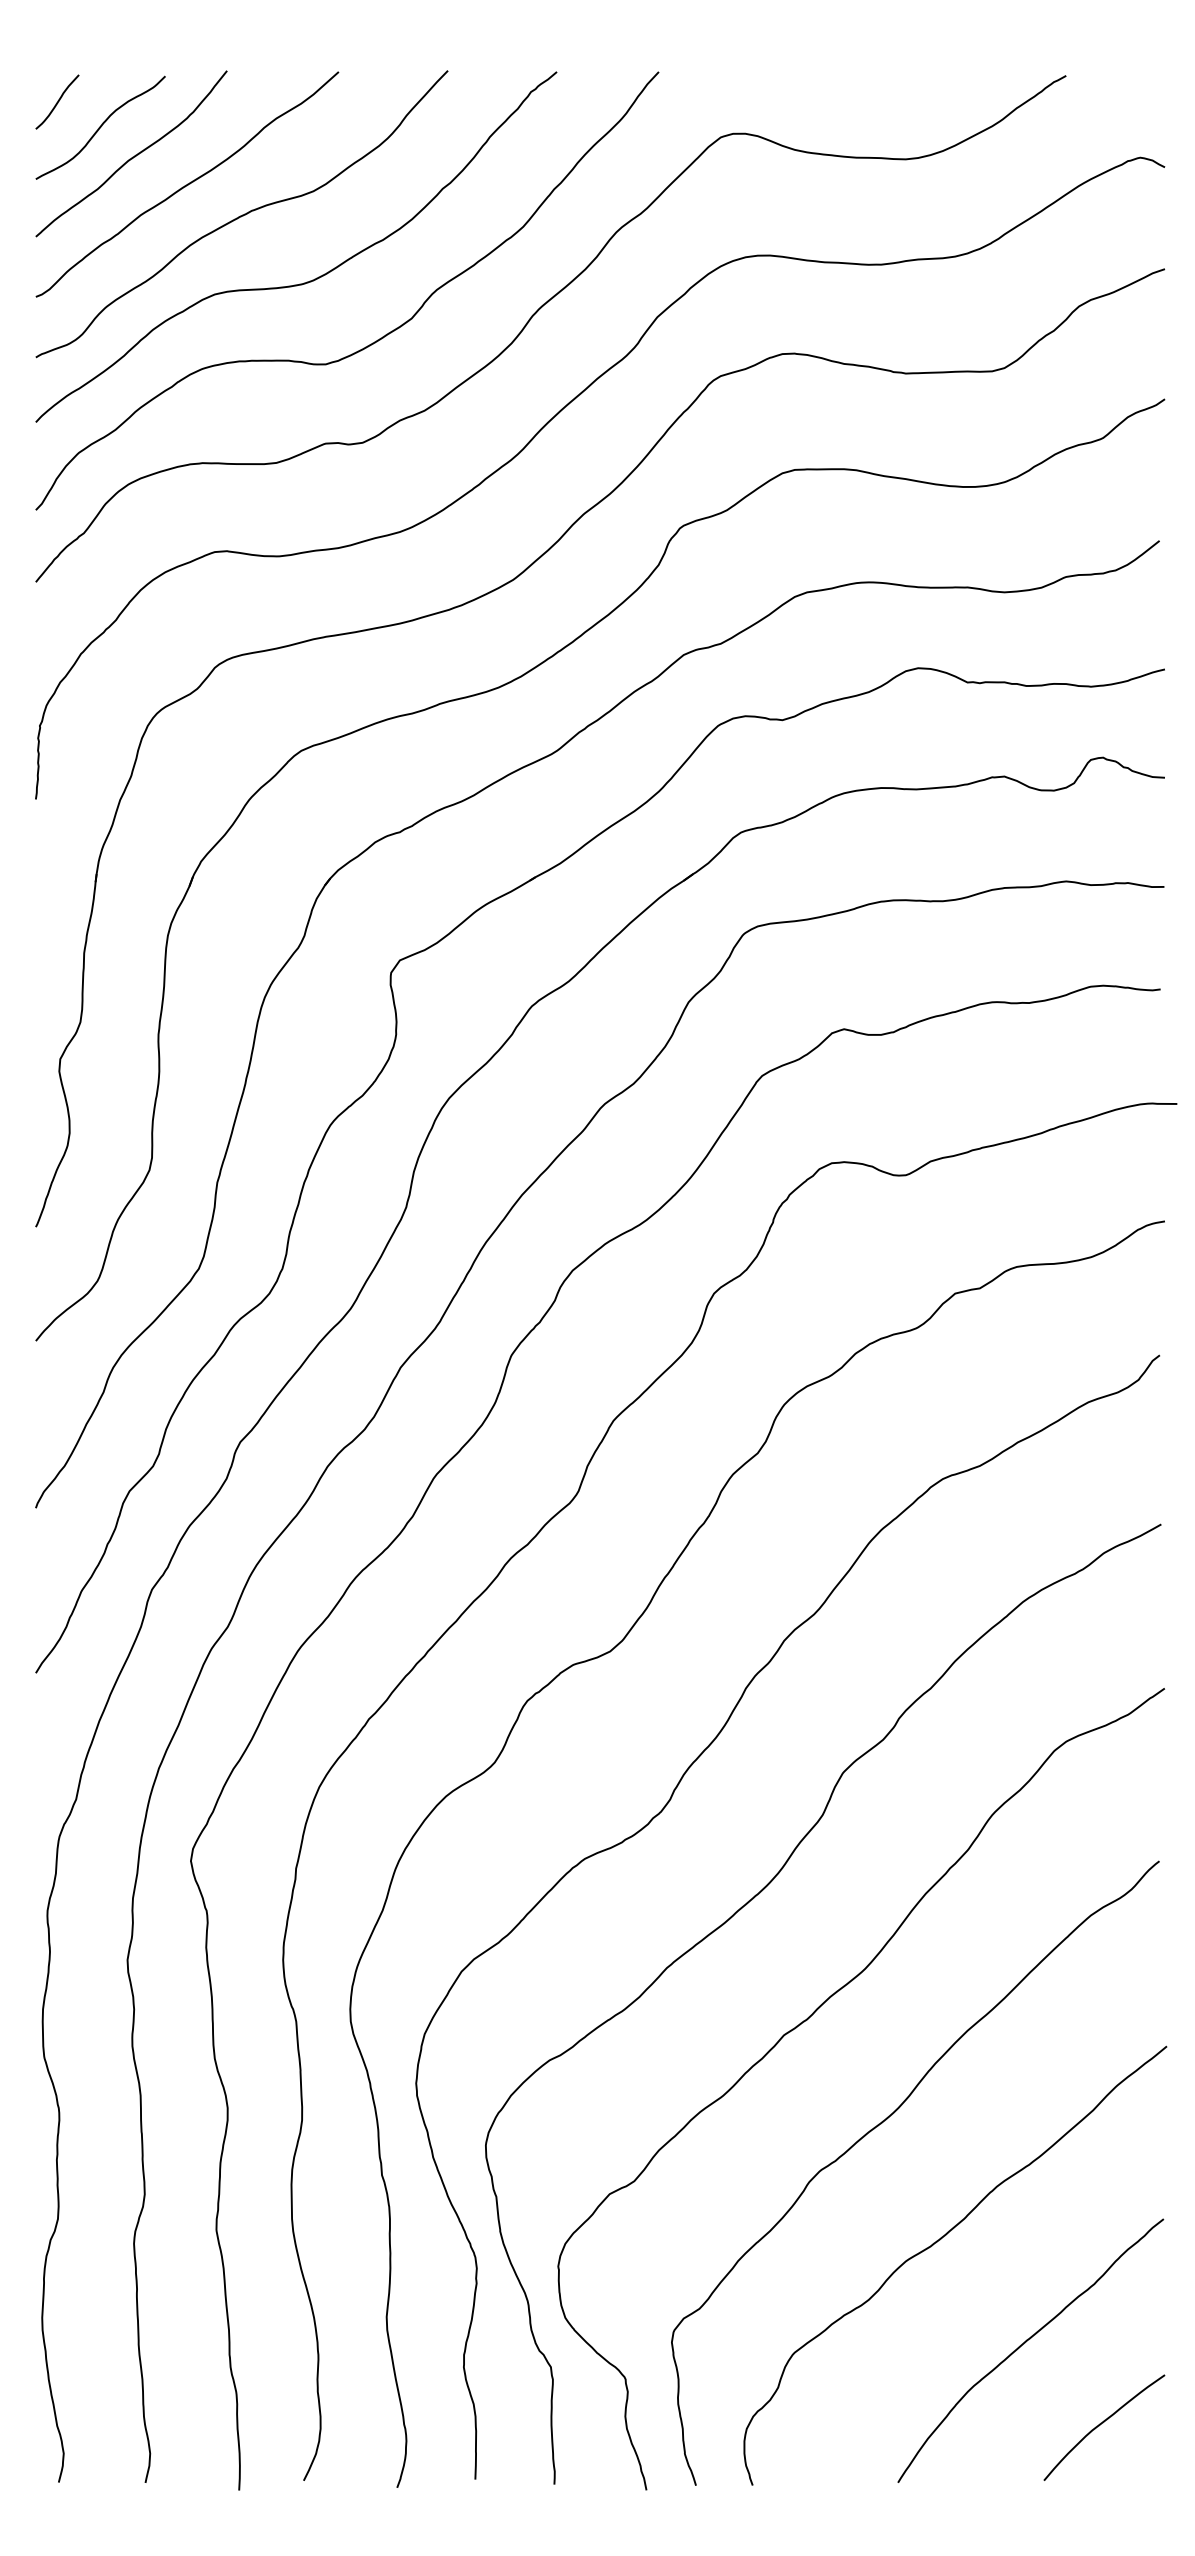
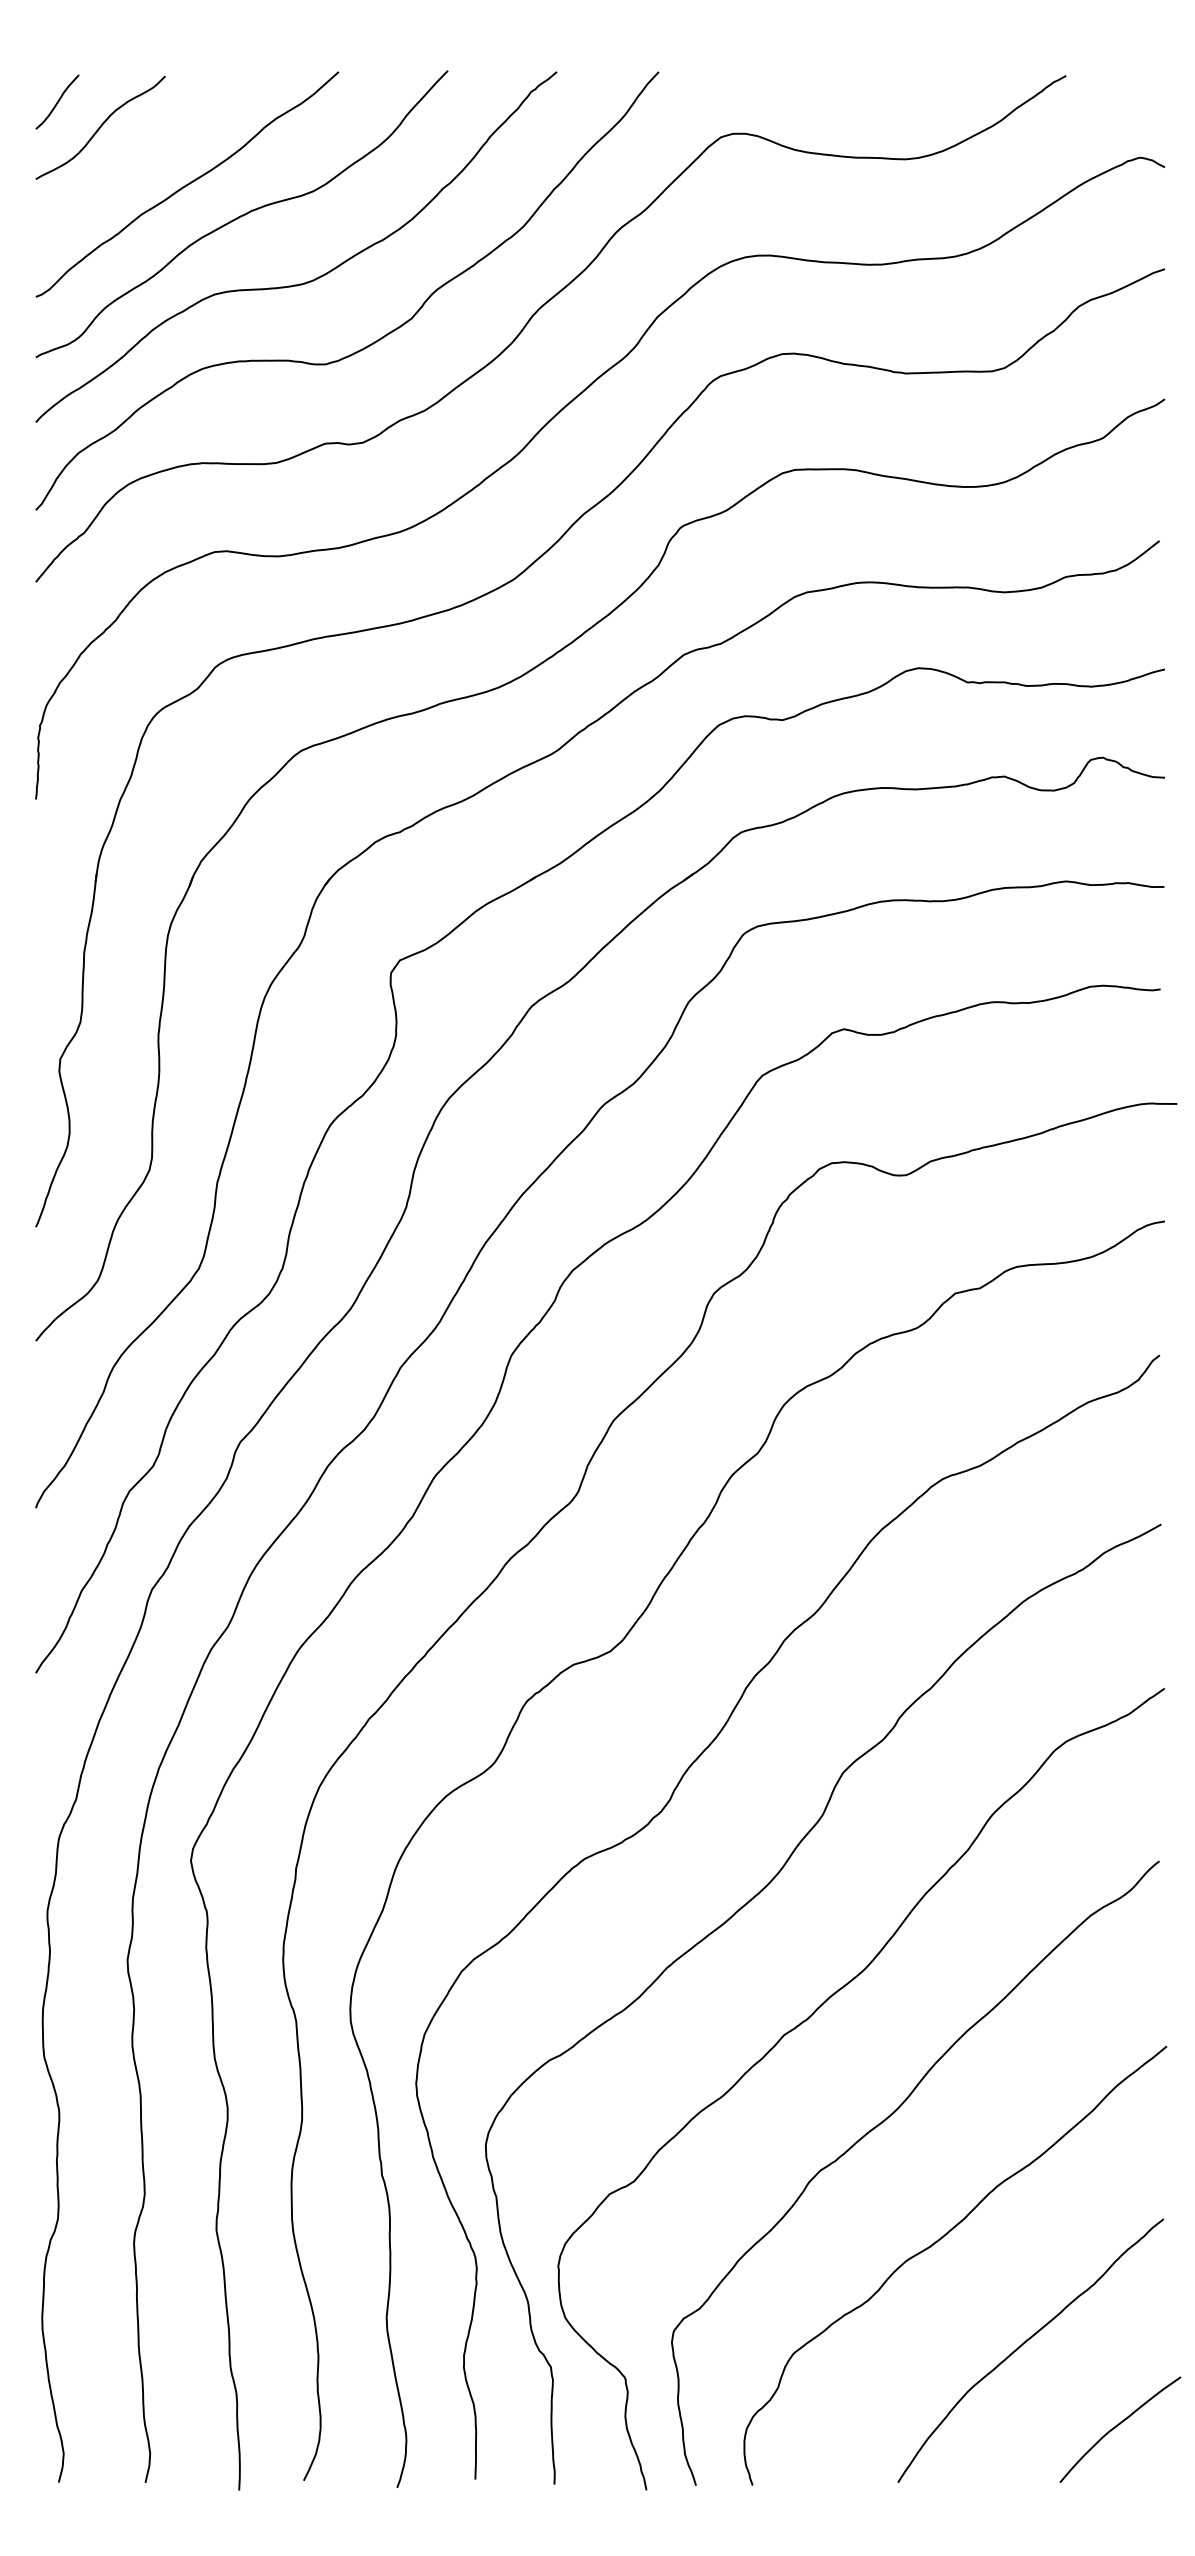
curve: present -> none (132, 156)
curve position: (1103, 2423) -> (1119, 2425) (1119, 2425)
